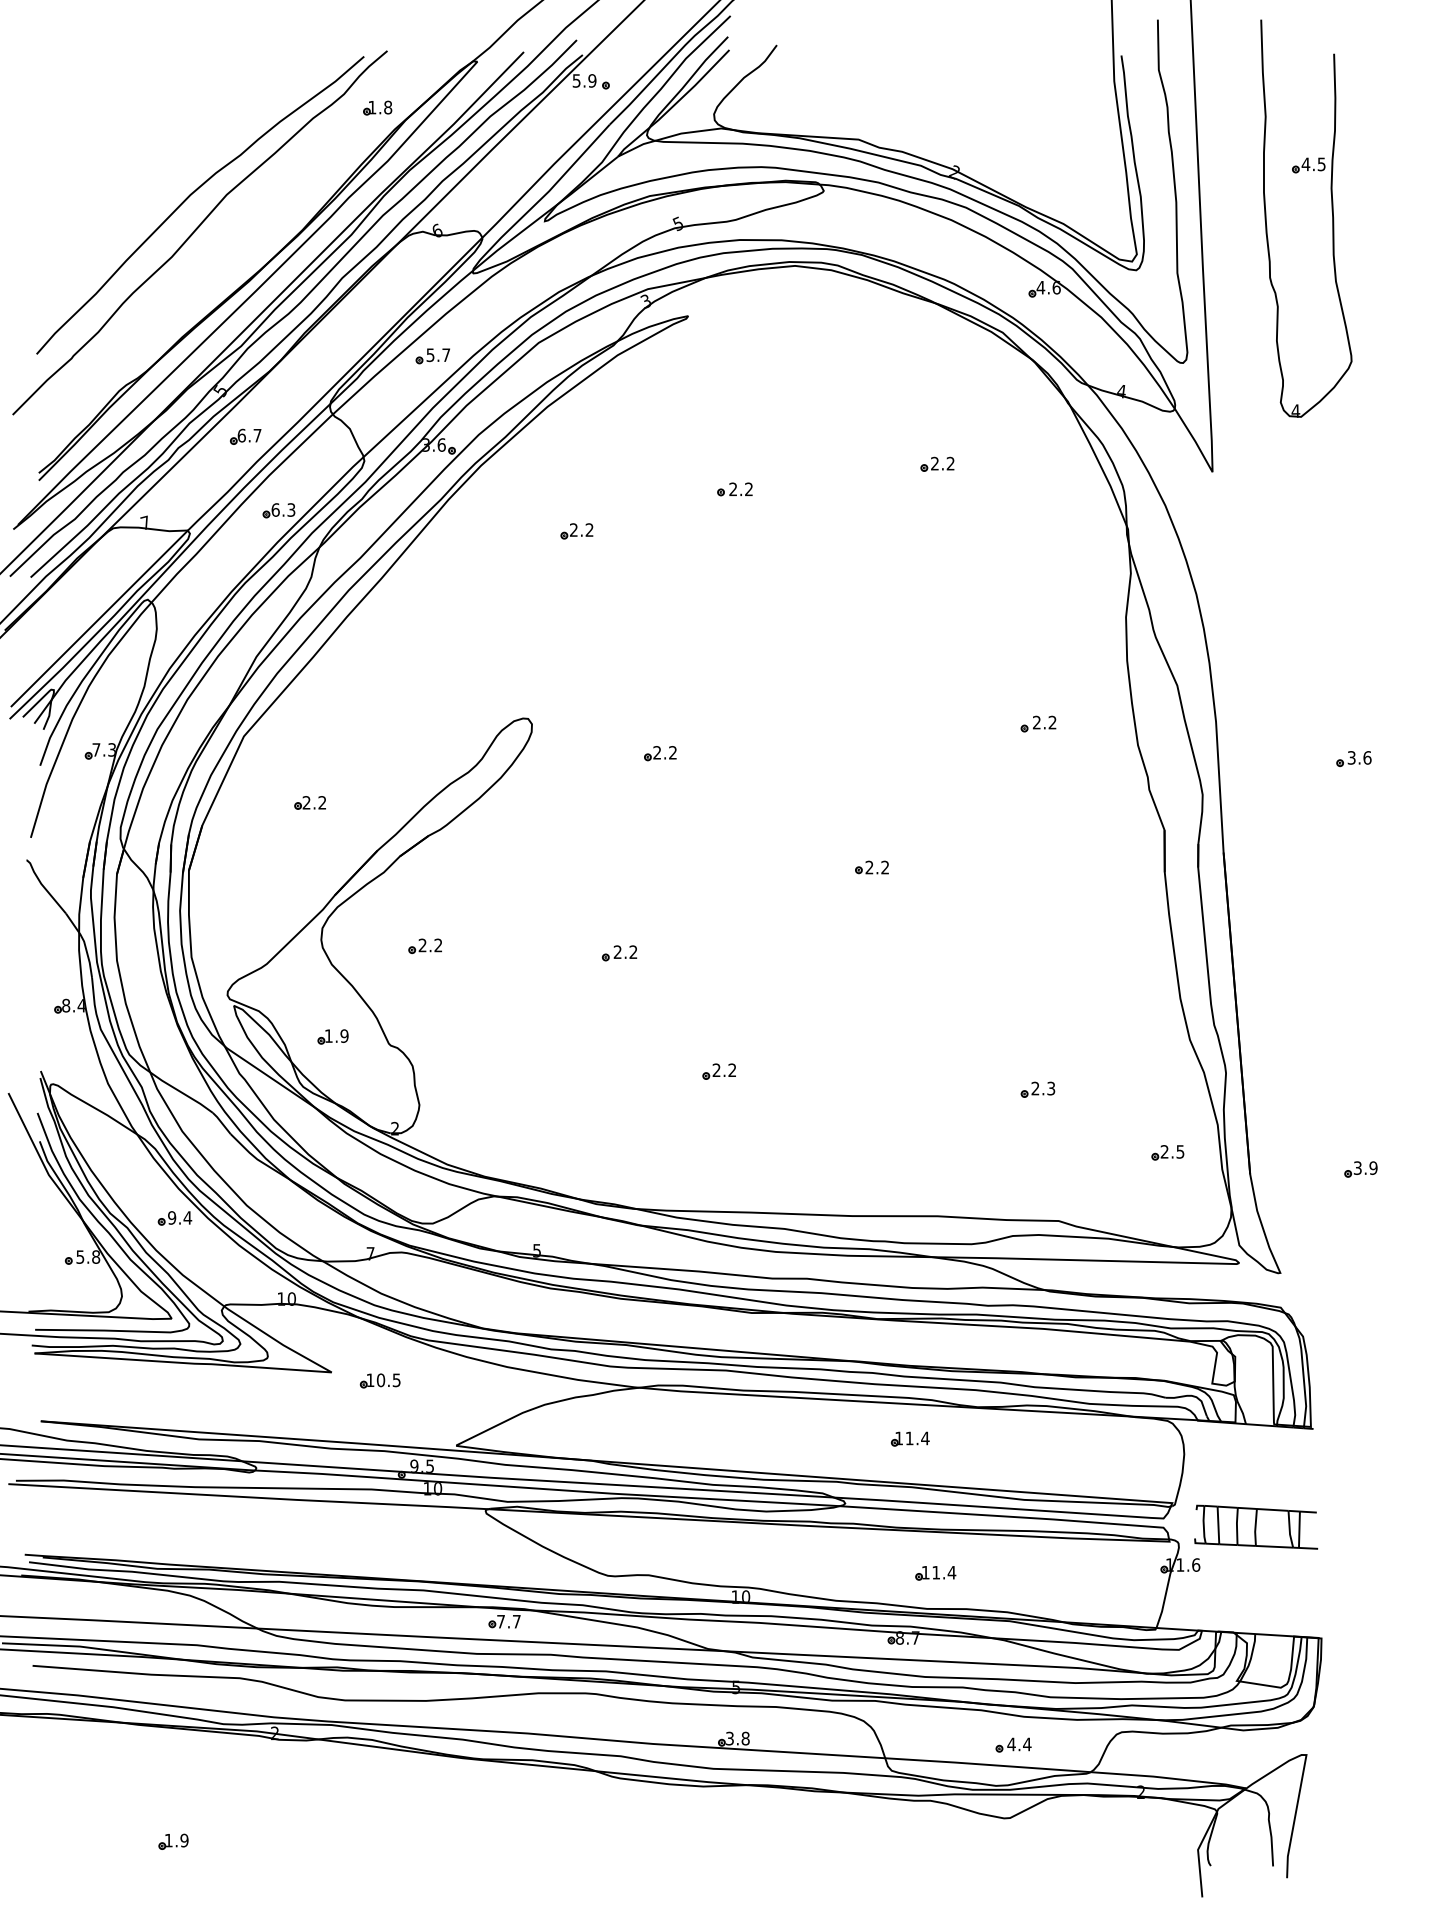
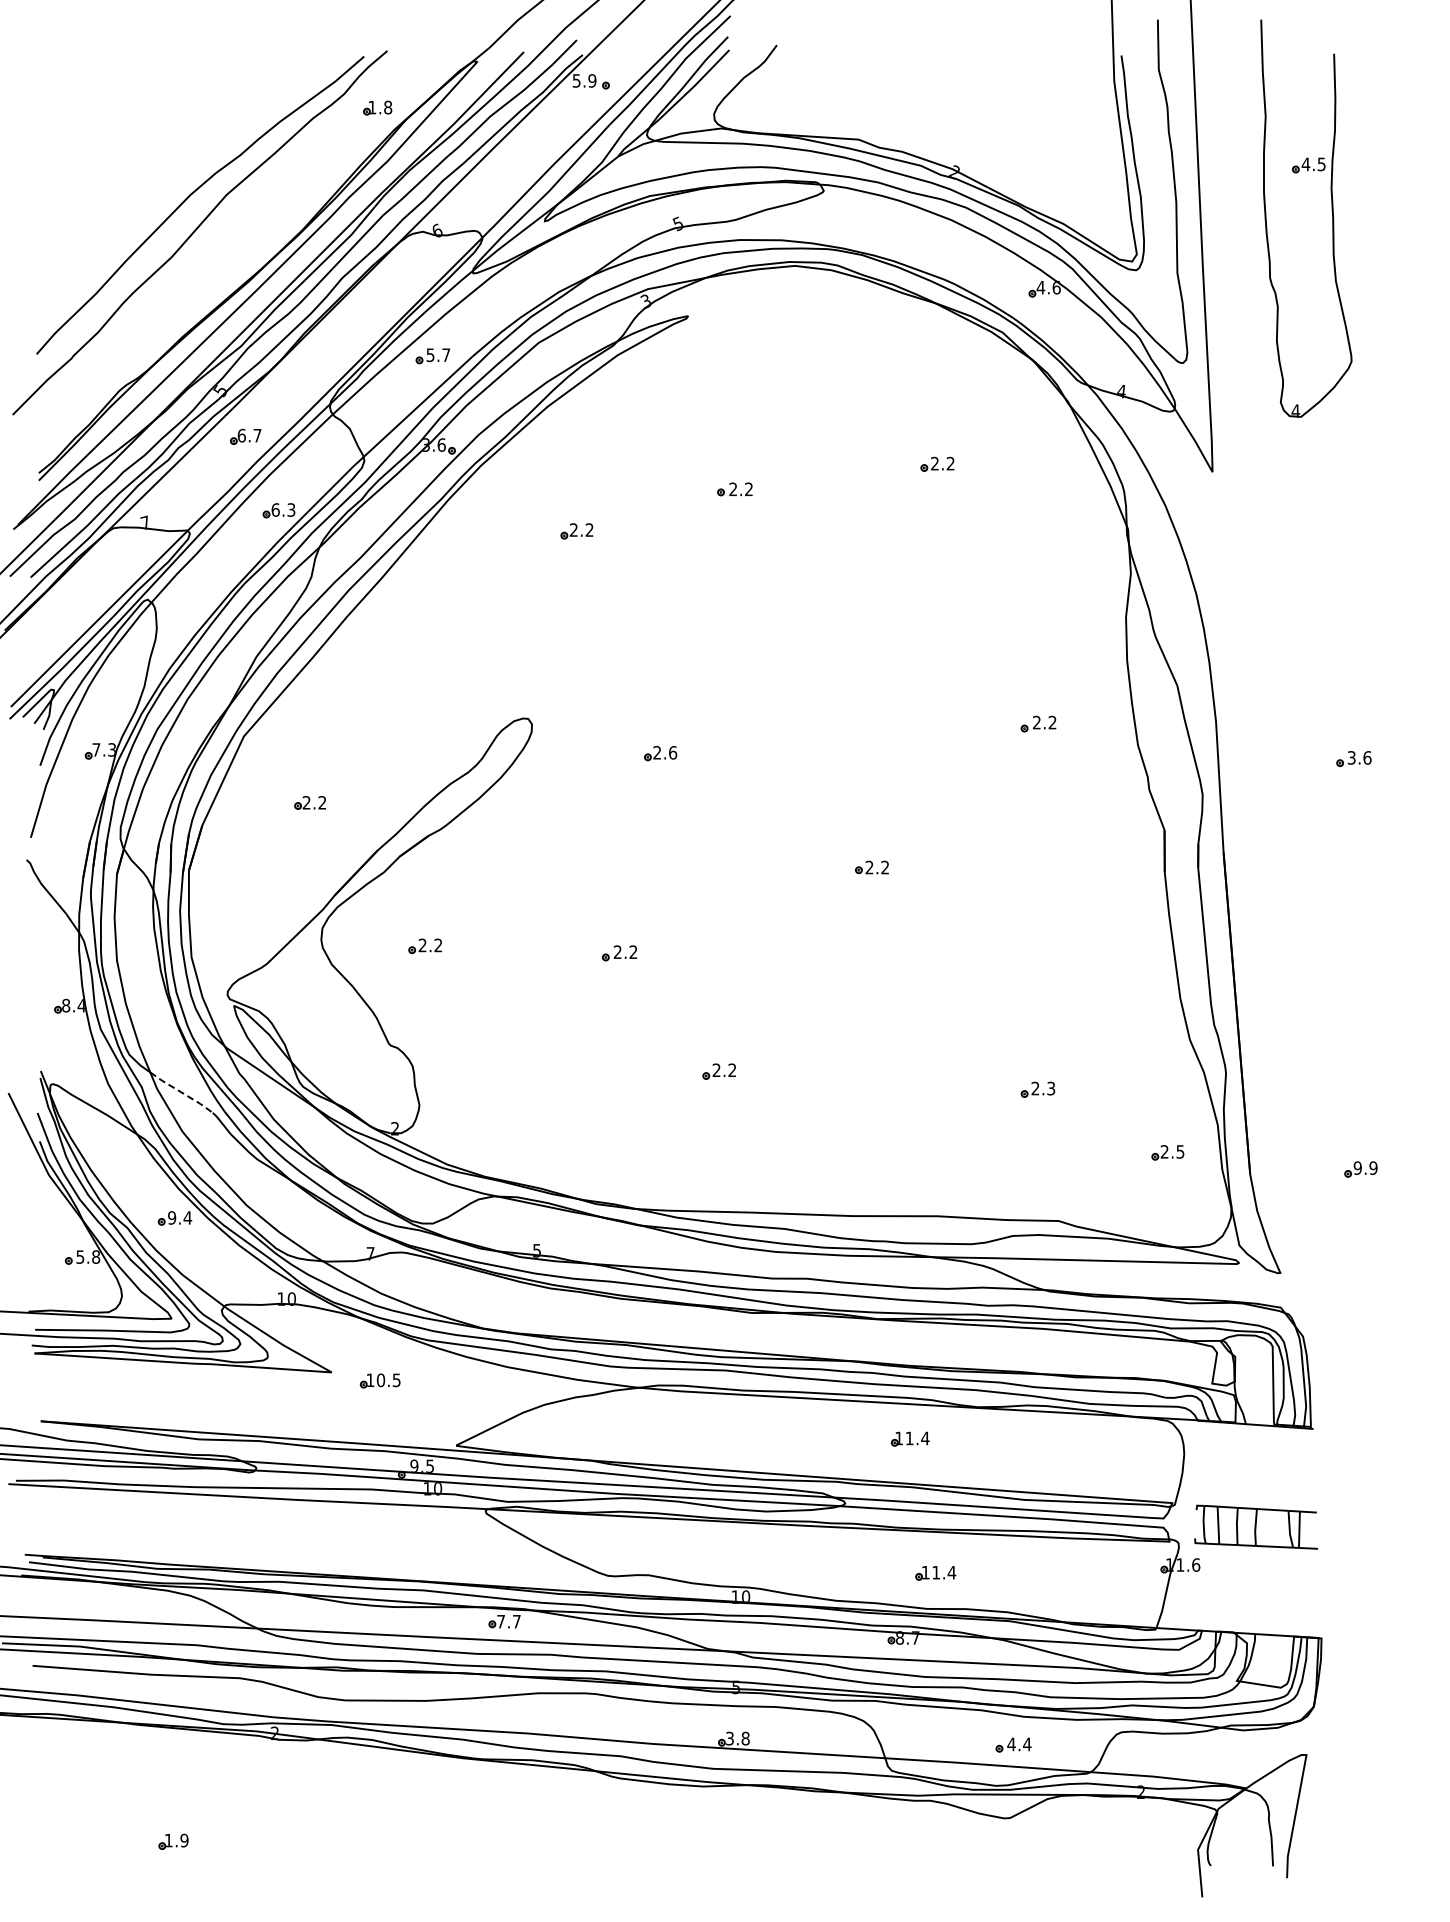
text: 2.2 -> 2.6 (673, 752)
part: present -> none (332, 1036)
line: solid -> dashed (181, 1092)
text: 3.9 -> 9.9 (1357, 1167)
